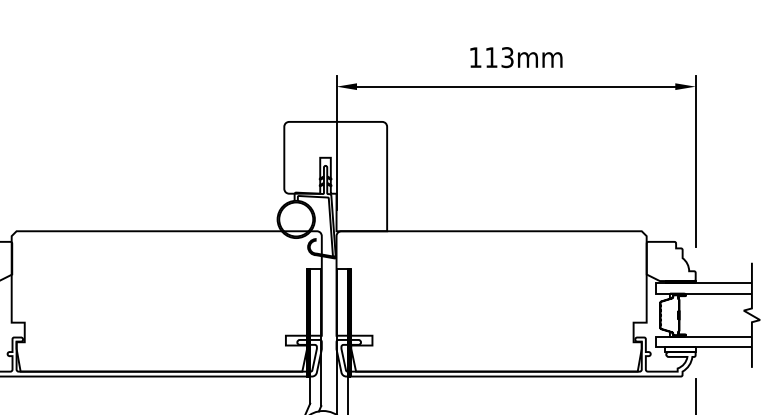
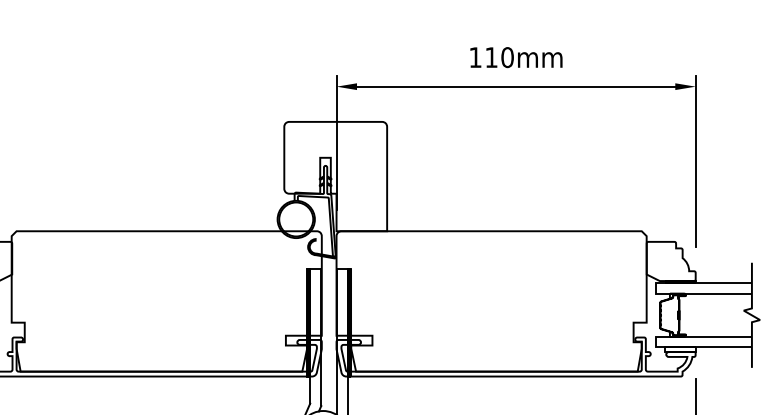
text: 113mm -> 110mm (507, 57)
